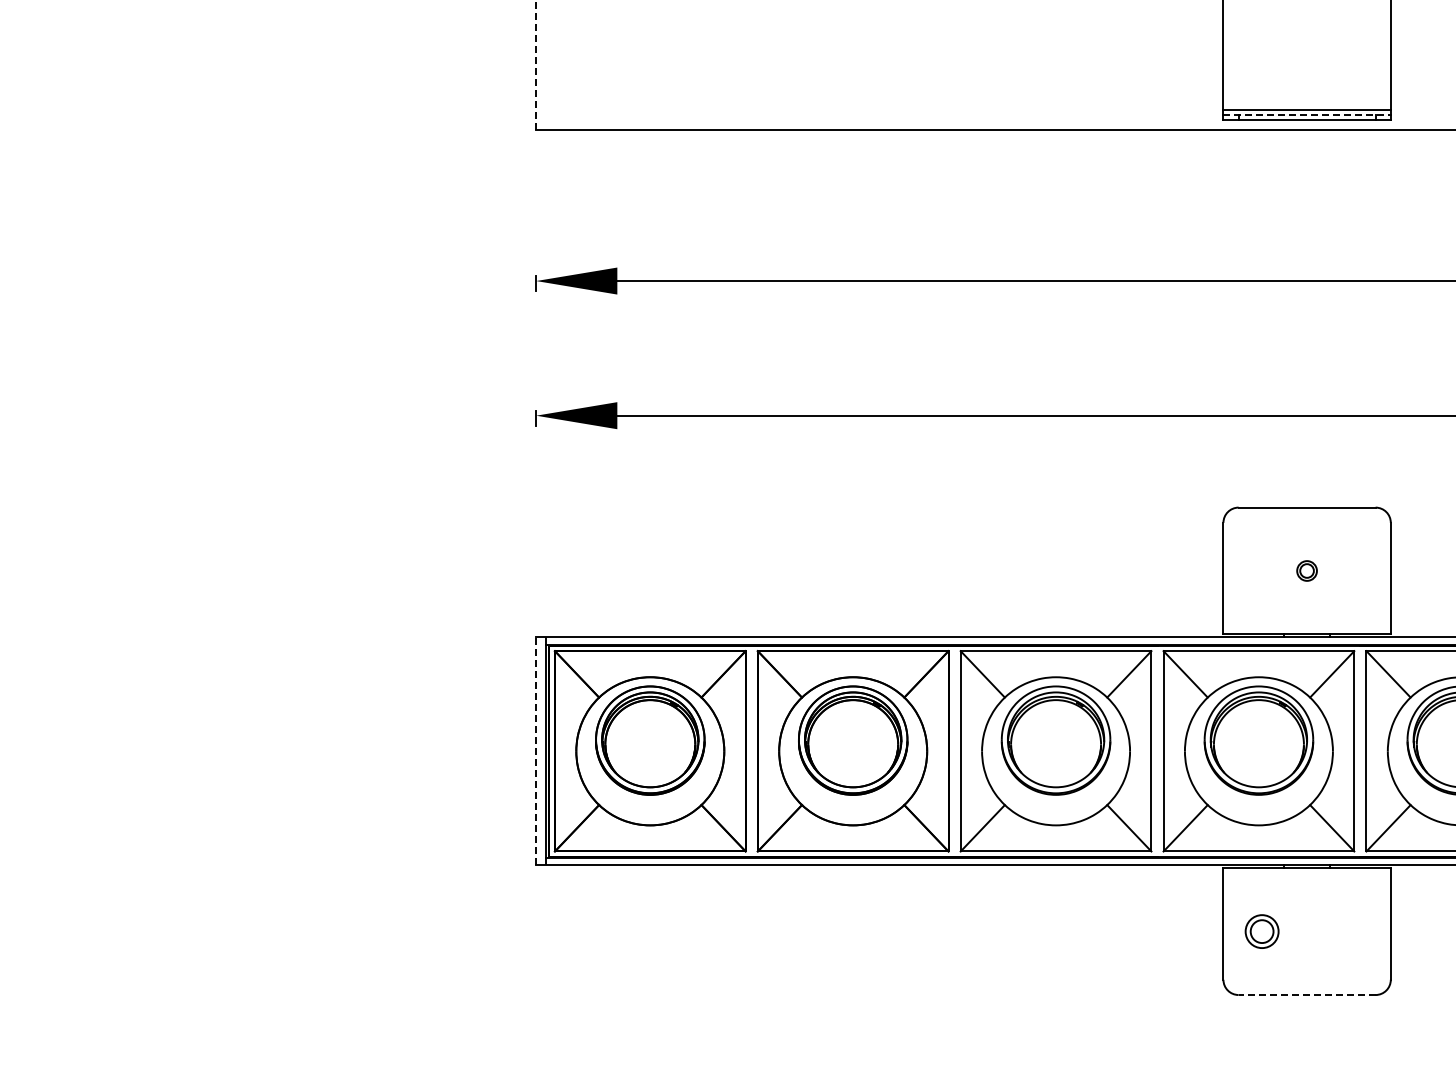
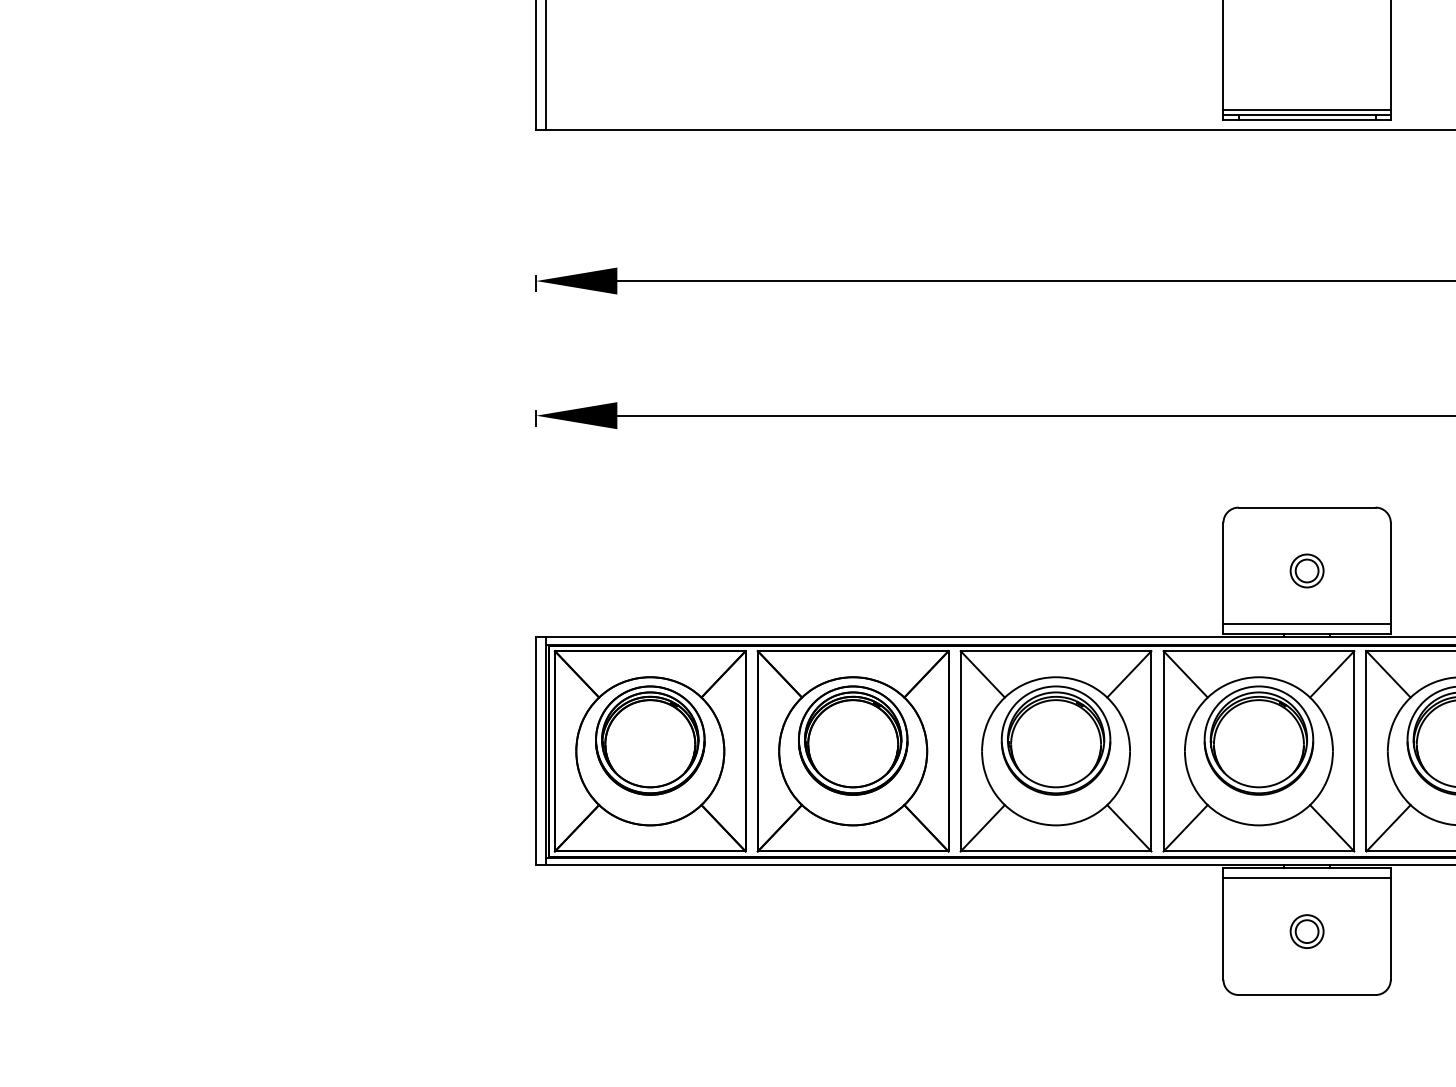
line: dashed -> solid (536, 65)
line: none -> present (546, 66)
line: dashed -> solid (1307, 114)
part size: 22x22 px -> 36x36 px (1306, 570)
line: none -> present (1306, 624)
line: dashed -> solid (536, 750)
line: none -> present (1306, 878)
part position: (1261, 931) -> (1306, 931) (1306, 931)
line: dashed -> solid (1306, 995)
